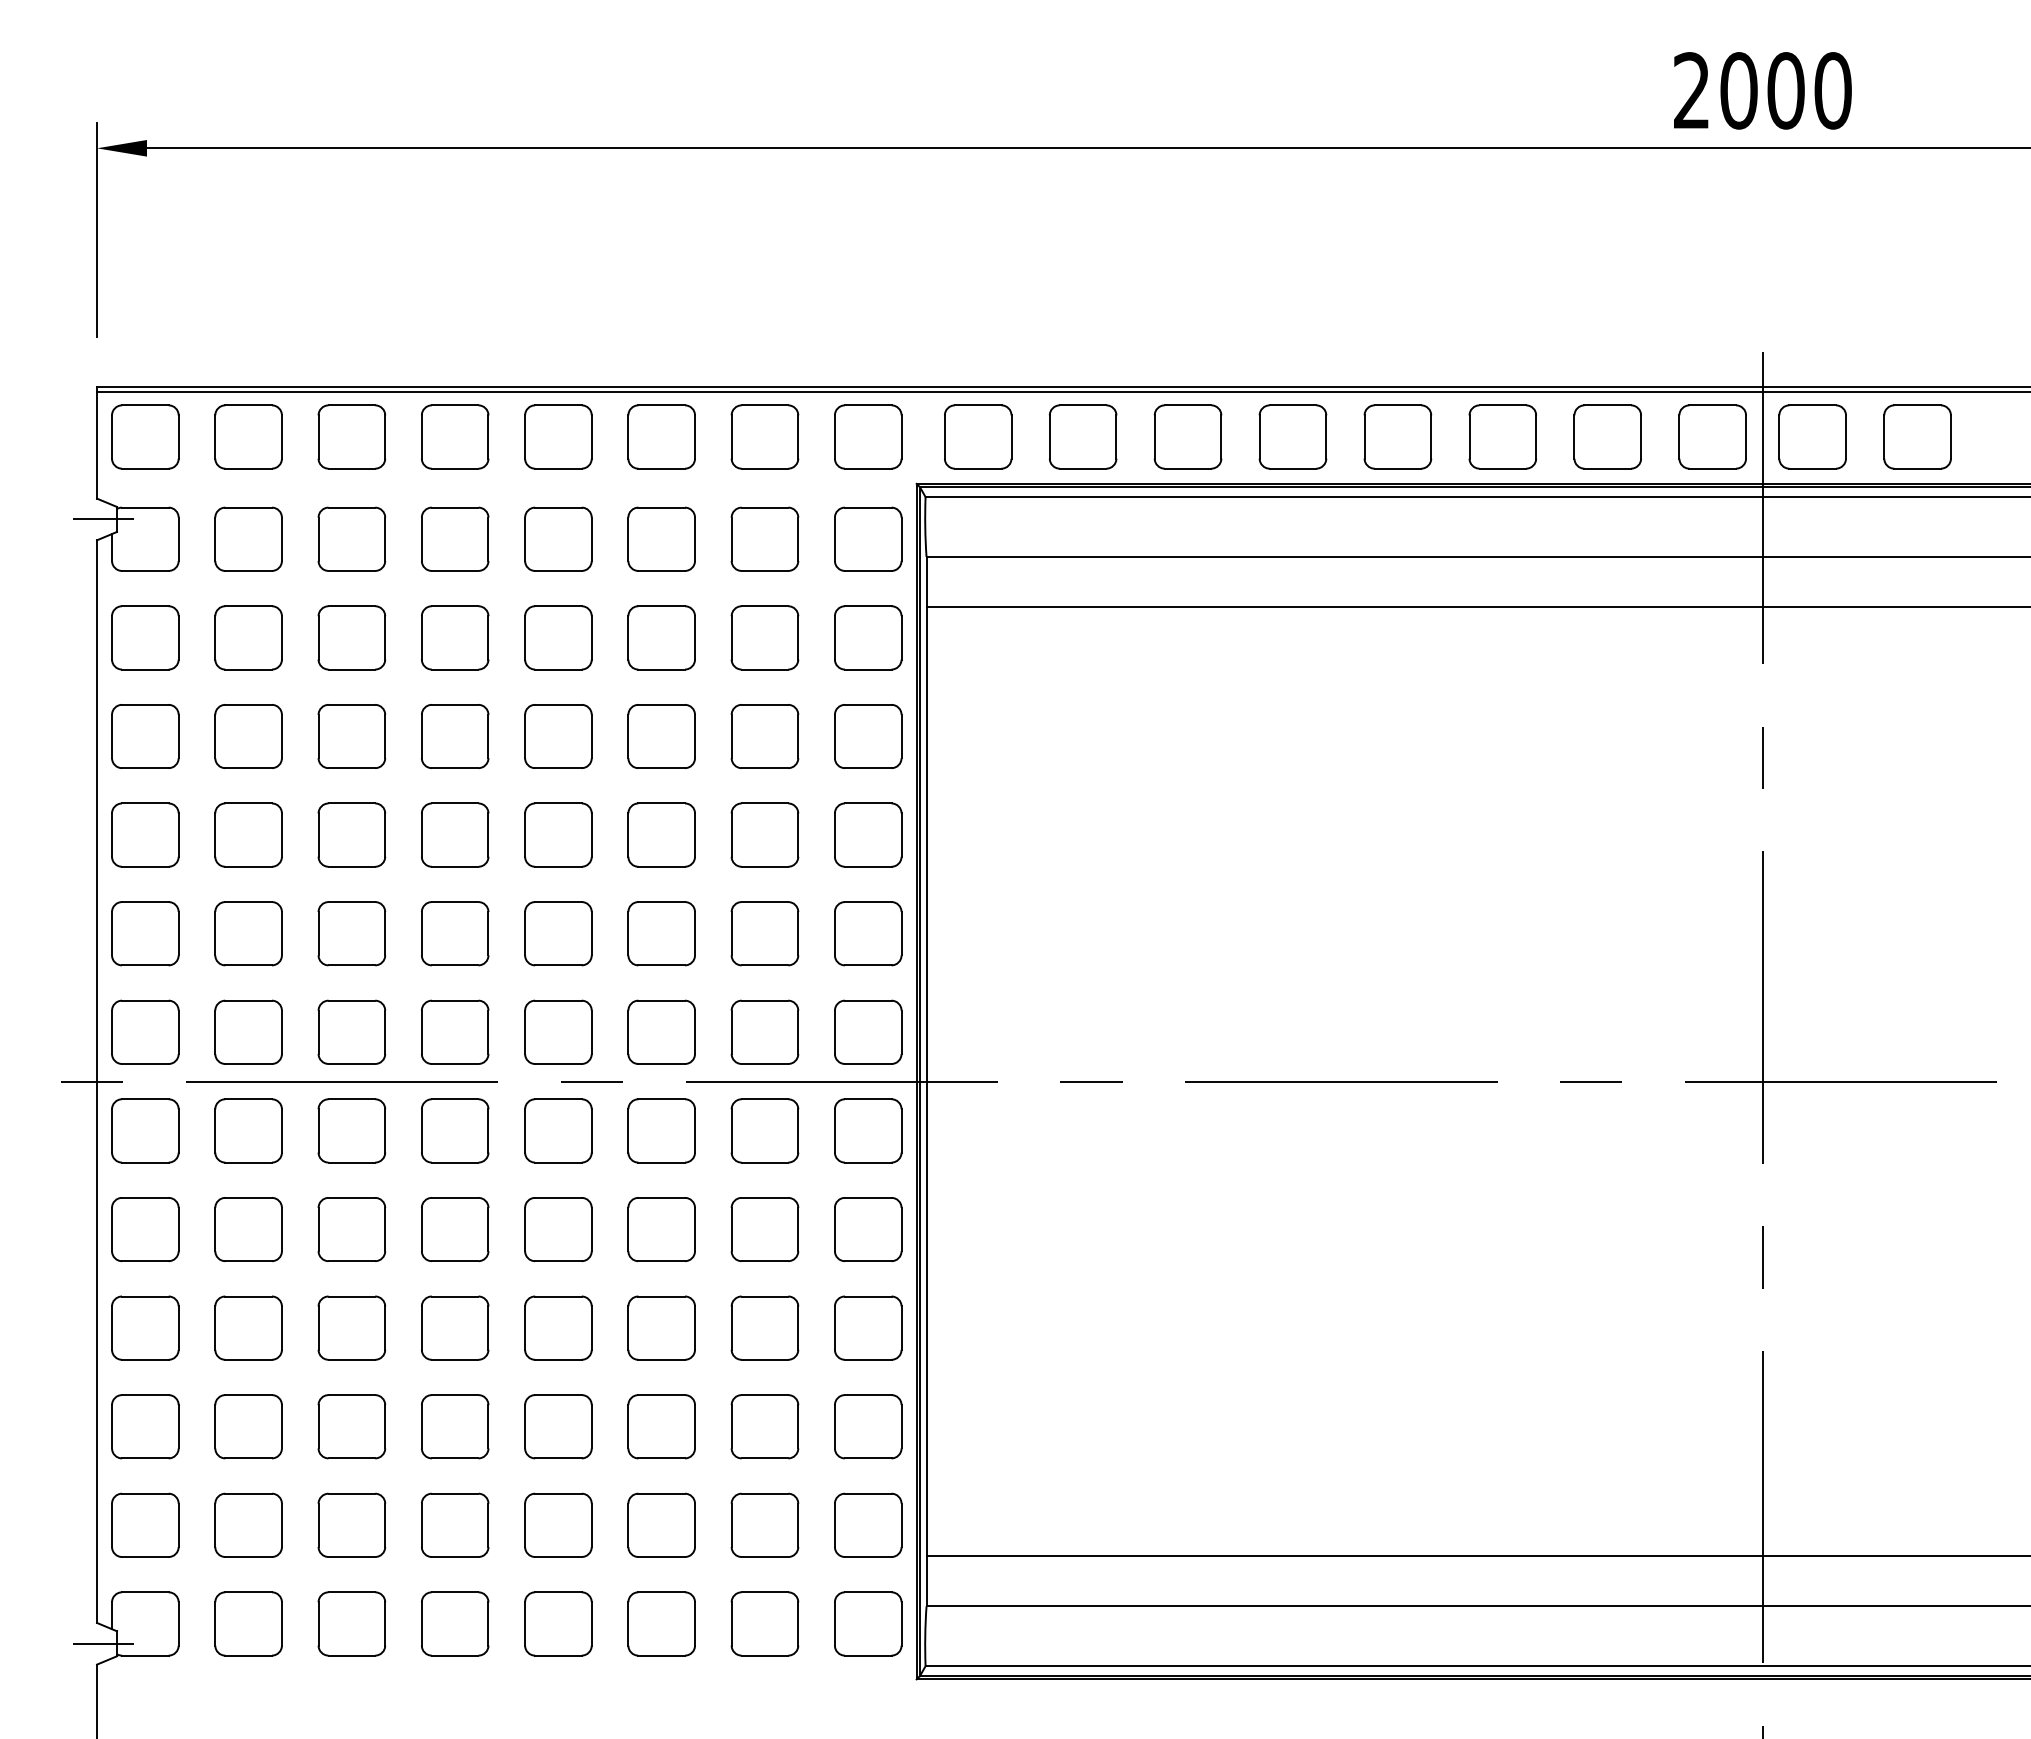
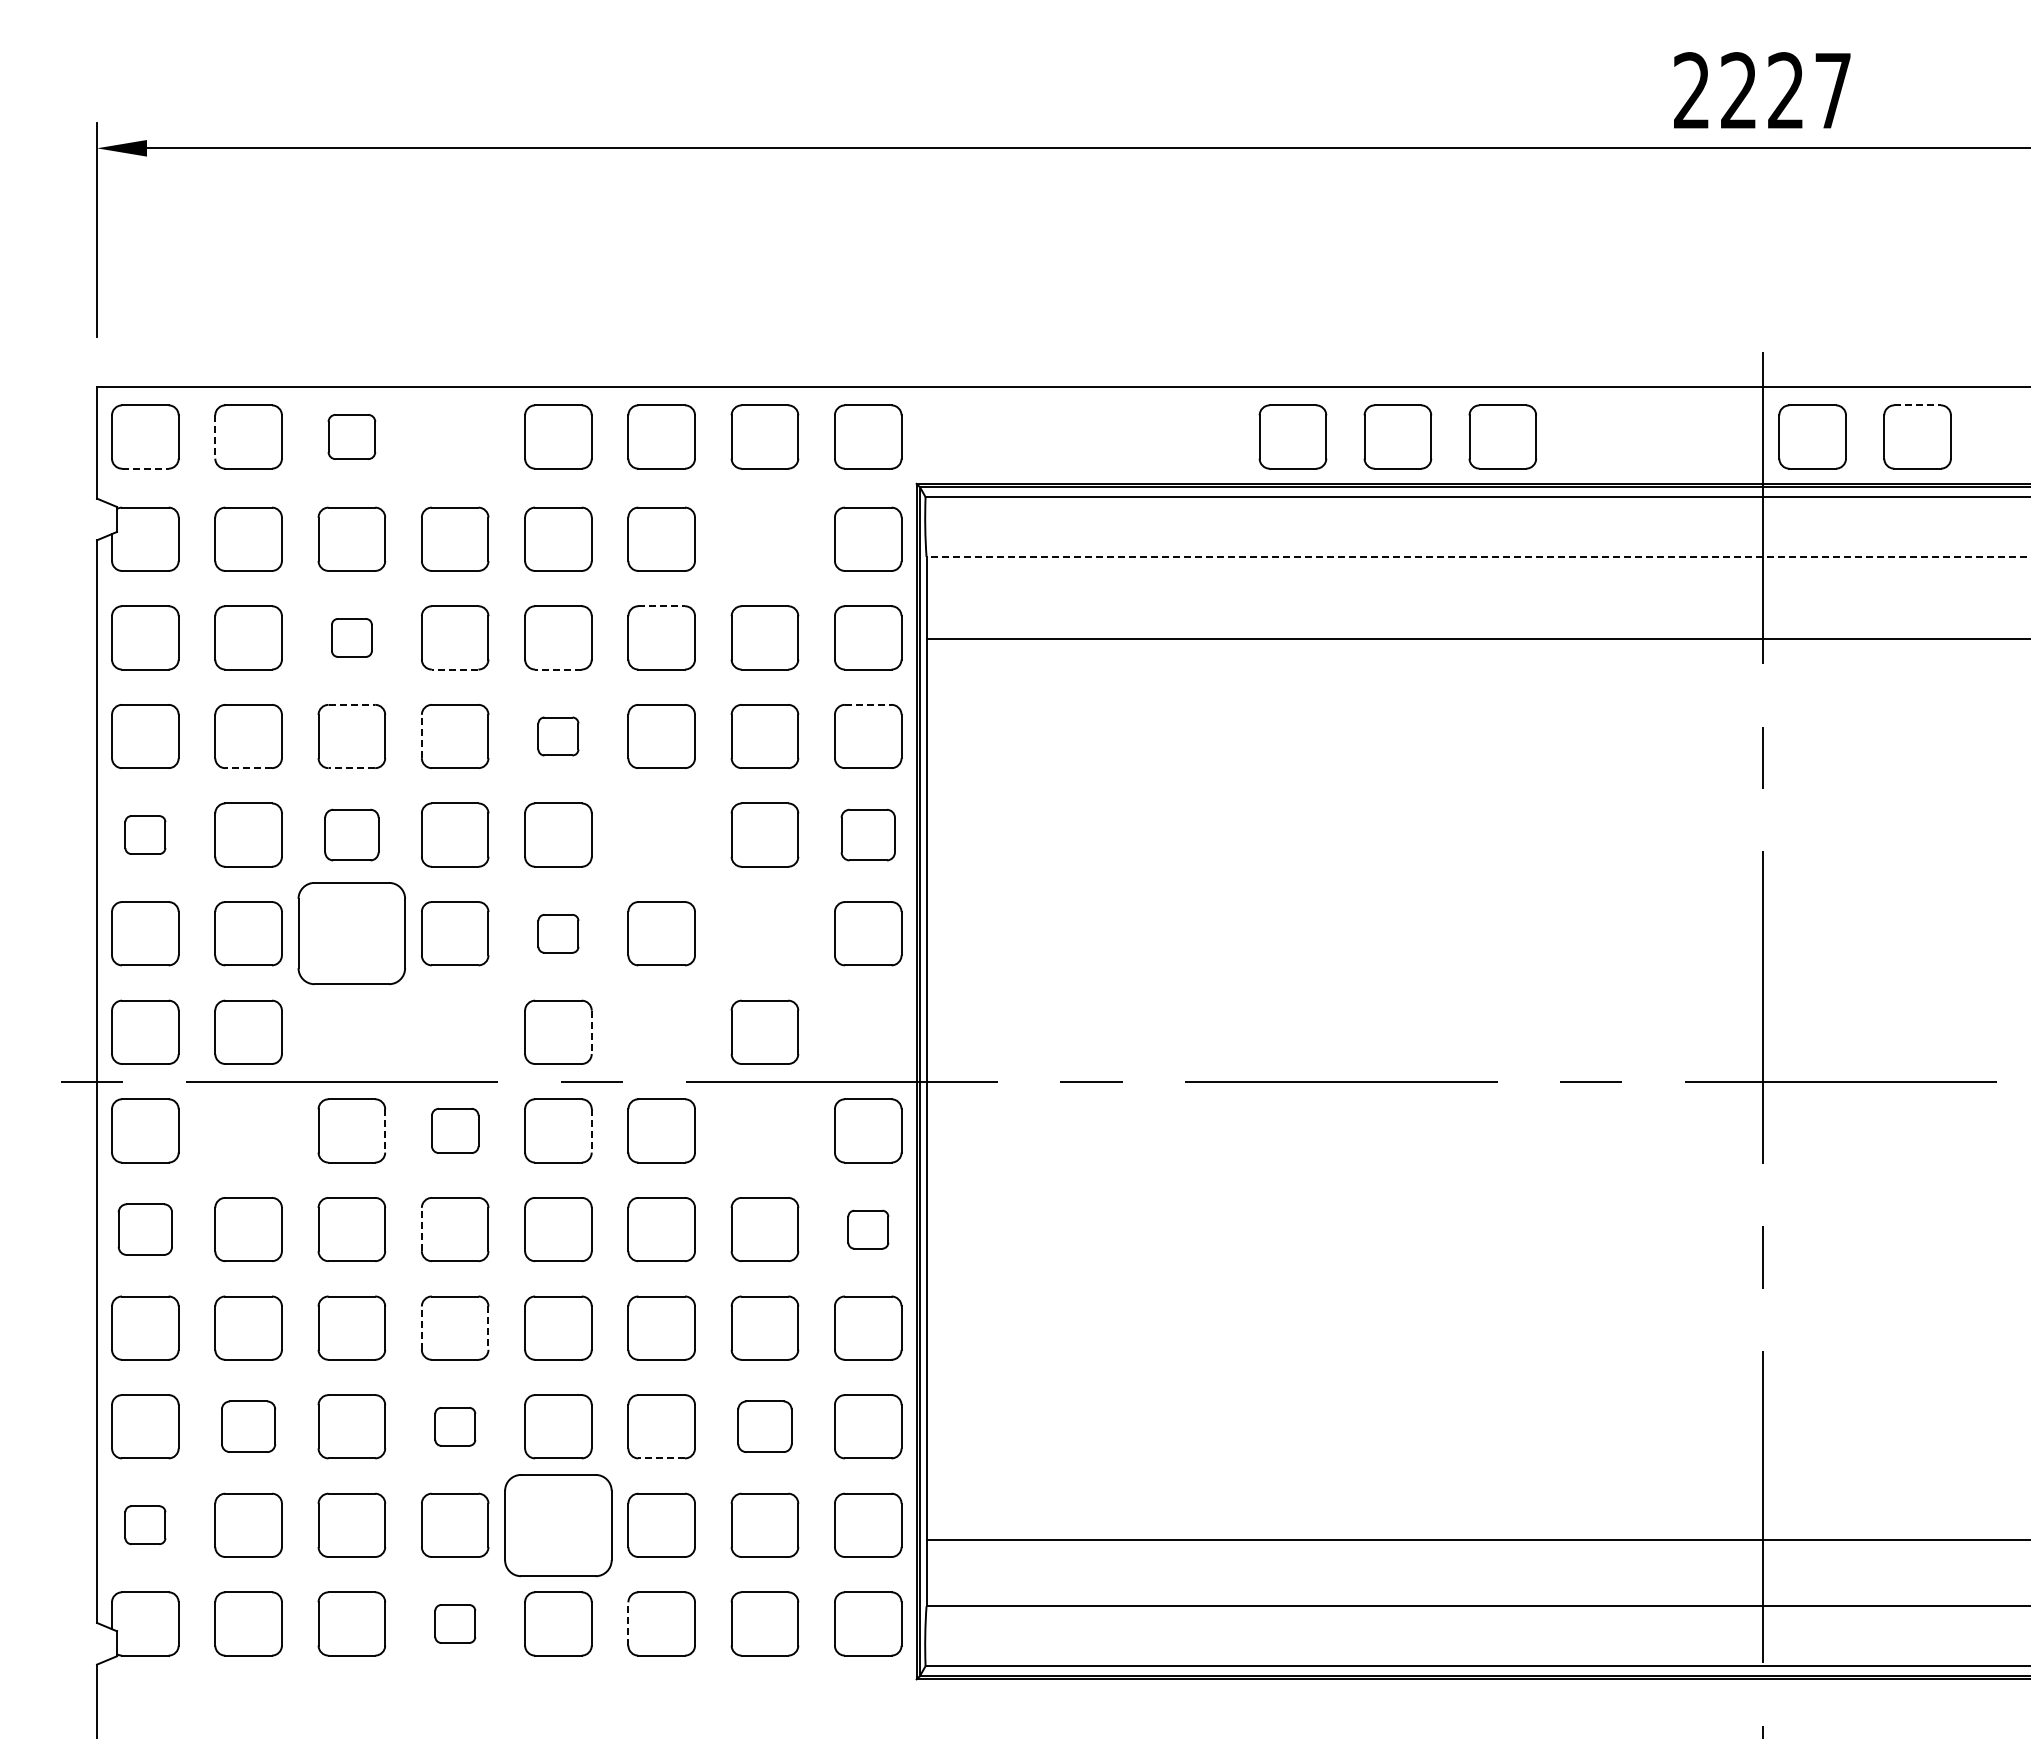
text: 2000 -> 2227 (1785, 90)
line: present -> none (1062, 392)
line: solid -> dashed (1918, 405)
part size: 70x66 px -> 50x46 px (351, 436)
part: present -> none (455, 436)
part: present -> none (978, 436)
part: present -> none (1082, 436)
part: present -> none (1187, 436)
part: present -> none (1607, 436)
part: present -> none (1712, 436)
line: solid -> dashed (215, 437)
line: solid -> dashed (145, 468)
line: present -> none (103, 519)
part: present -> none (764, 538)
line: solid -> dashed (1478, 556)
line: solid -> dashed (662, 606)
line position: (1476, 606) -> (1476, 638) (1476, 638)
part size: 70x66 px -> 42x40 px (351, 637)
line: solid -> dashed (454, 669)
line: solid -> dashed (557, 669)
line: solid -> dashed (352, 704)
line: solid -> dashed (868, 704)
line: solid -> dashed (421, 736)
part size: 69x65 px -> 43x41 px (558, 736)
line: solid -> dashed (248, 768)
line: solid -> dashed (351, 768)
part size: 69x66 px -> 43x40 px (145, 834)
part size: 70x66 px -> 56x54 px (351, 834)
part: present -> none (661, 834)
part size: 69x66 px -> 56x54 px (867, 834)
part size: 70x66 px -> 109x103 px (351, 933)
part size: 69x66 px -> 43x40 px (558, 933)
part: present -> none (764, 933)
part: present -> none (351, 1031)
part: present -> none (455, 1031)
part: present -> none (661, 1031)
part: present -> none (868, 1031)
line: solid -> dashed (591, 1032)
part: present -> none (248, 1130)
line: solid -> dashed (385, 1130)
part size: 69x66 px -> 49x46 px (455, 1130)
line: solid -> dashed (591, 1130)
part: present -> none (764, 1130)
part size: 69x66 px -> 56x53 px (144, 1229)
line: solid -> dashed (421, 1229)
part size: 69x66 px -> 43x41 px (868, 1229)
line: solid -> dashed (421, 1328)
line: solid -> dashed (488, 1328)
part size: 69x66 px -> 56x53 px (248, 1426)
part size: 69x66 px -> 43x40 px (455, 1426)
part size: 70x66 px -> 56x53 px (764, 1426)
line: solid -> dashed (661, 1458)
part size: 69x66 px -> 43x40 px (145, 1524)
part size: 69x66 px -> 109x104 px (558, 1525)
line position: (1476, 1556) -> (1476, 1540) (1476, 1540)
part size: 69x66 px -> 43x40 px (455, 1623)
line: solid -> dashed (628, 1623)
line: present -> none (103, 1643)
